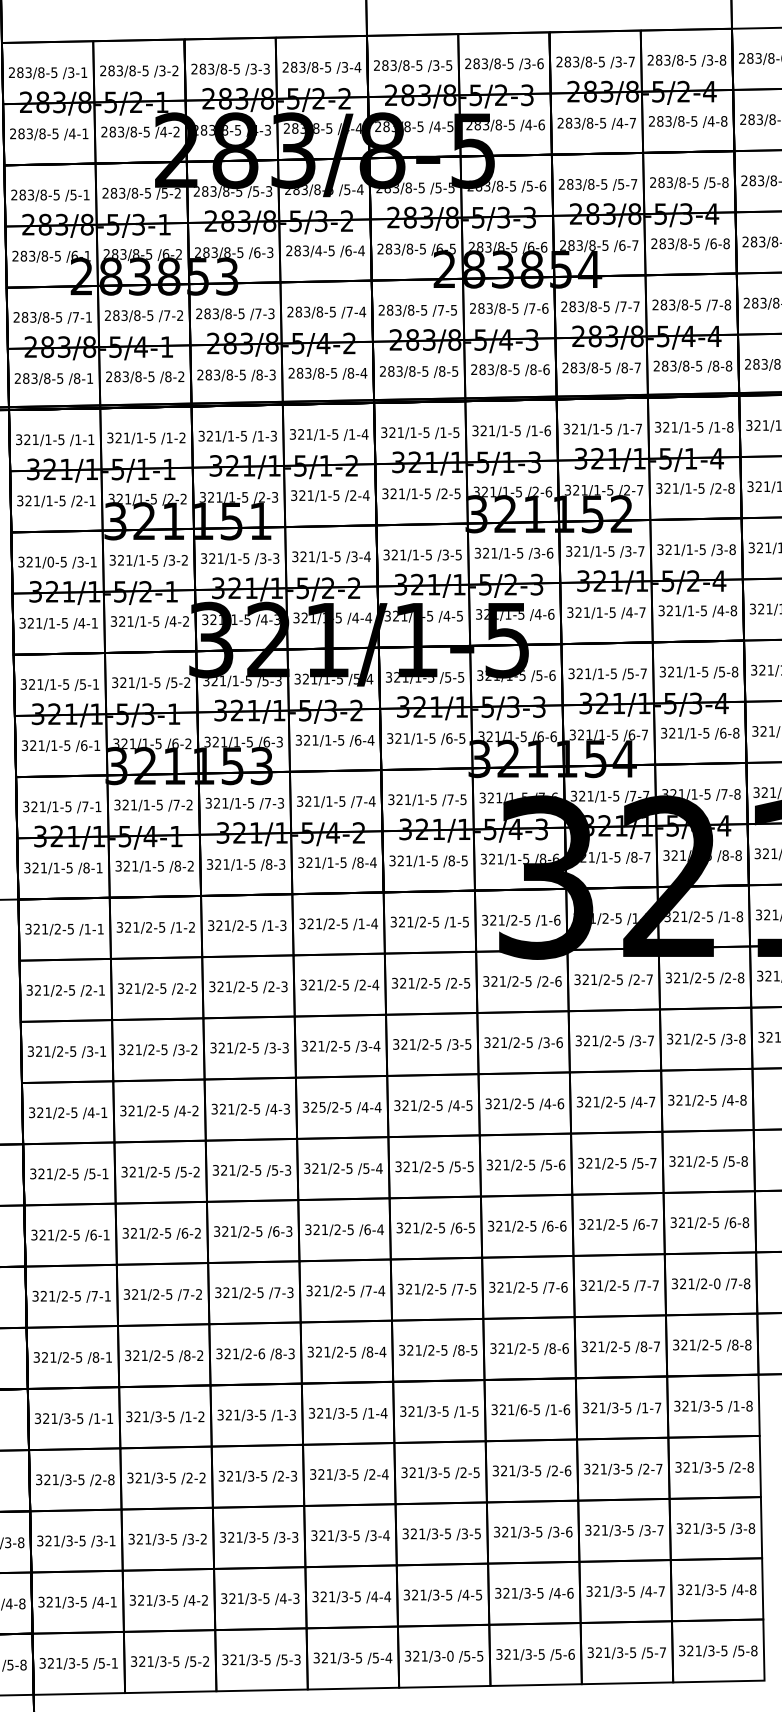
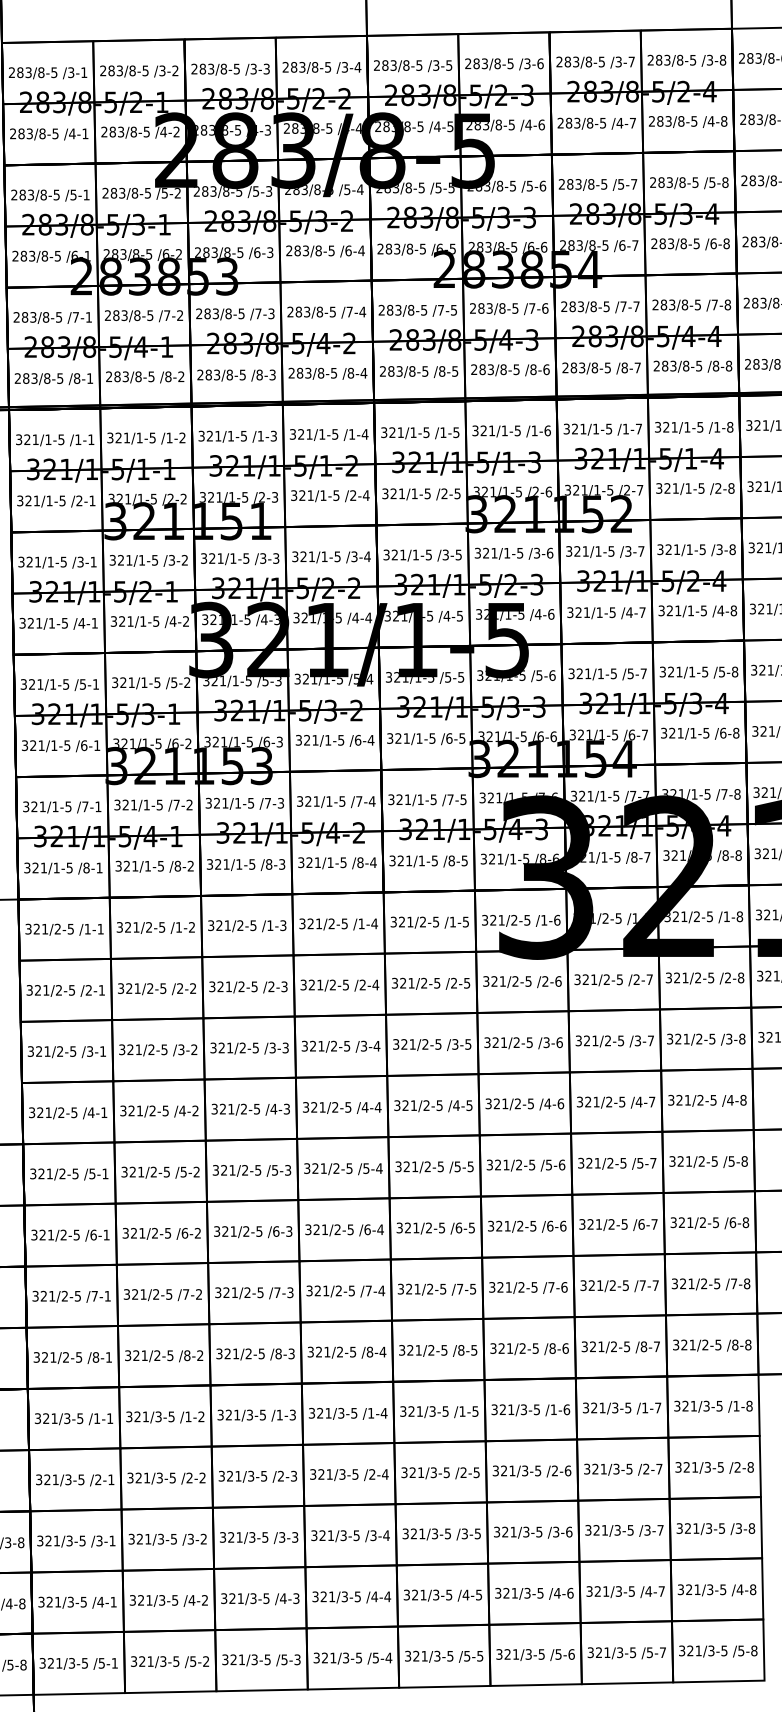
text: 283/4-5 -> 283/8-5 (318, 250)
text: 321/0-5 -> 321/1-5 (50, 561)
text: 325/2-5 -> 321/2-5 (322, 1107)
text: 321/2-0 -> 321/2-5 (717, 1283)
text: 321/2-6 -> 321/2-5 (261, 1353)
text: 321/6-5 -> 321/3-5 (523, 1409)
text: /2-8 -> /2-1 (111, 1479)
text: 321/3-0 -> 321/3-5 (450, 1655)
